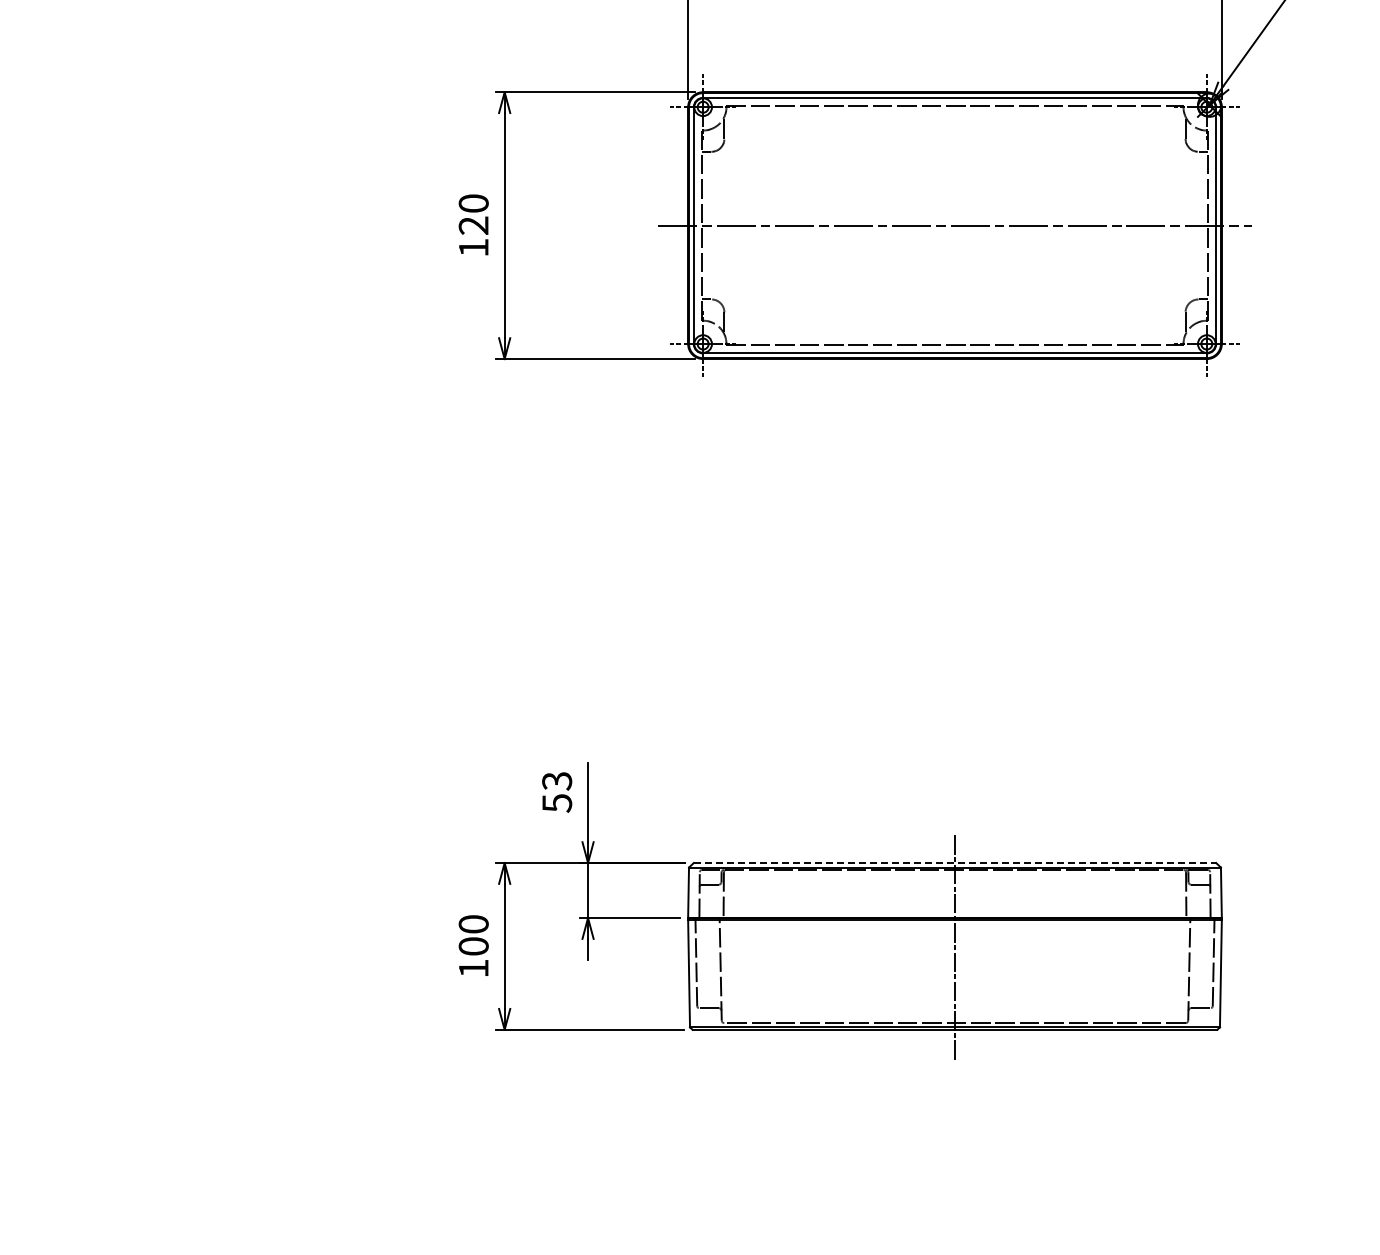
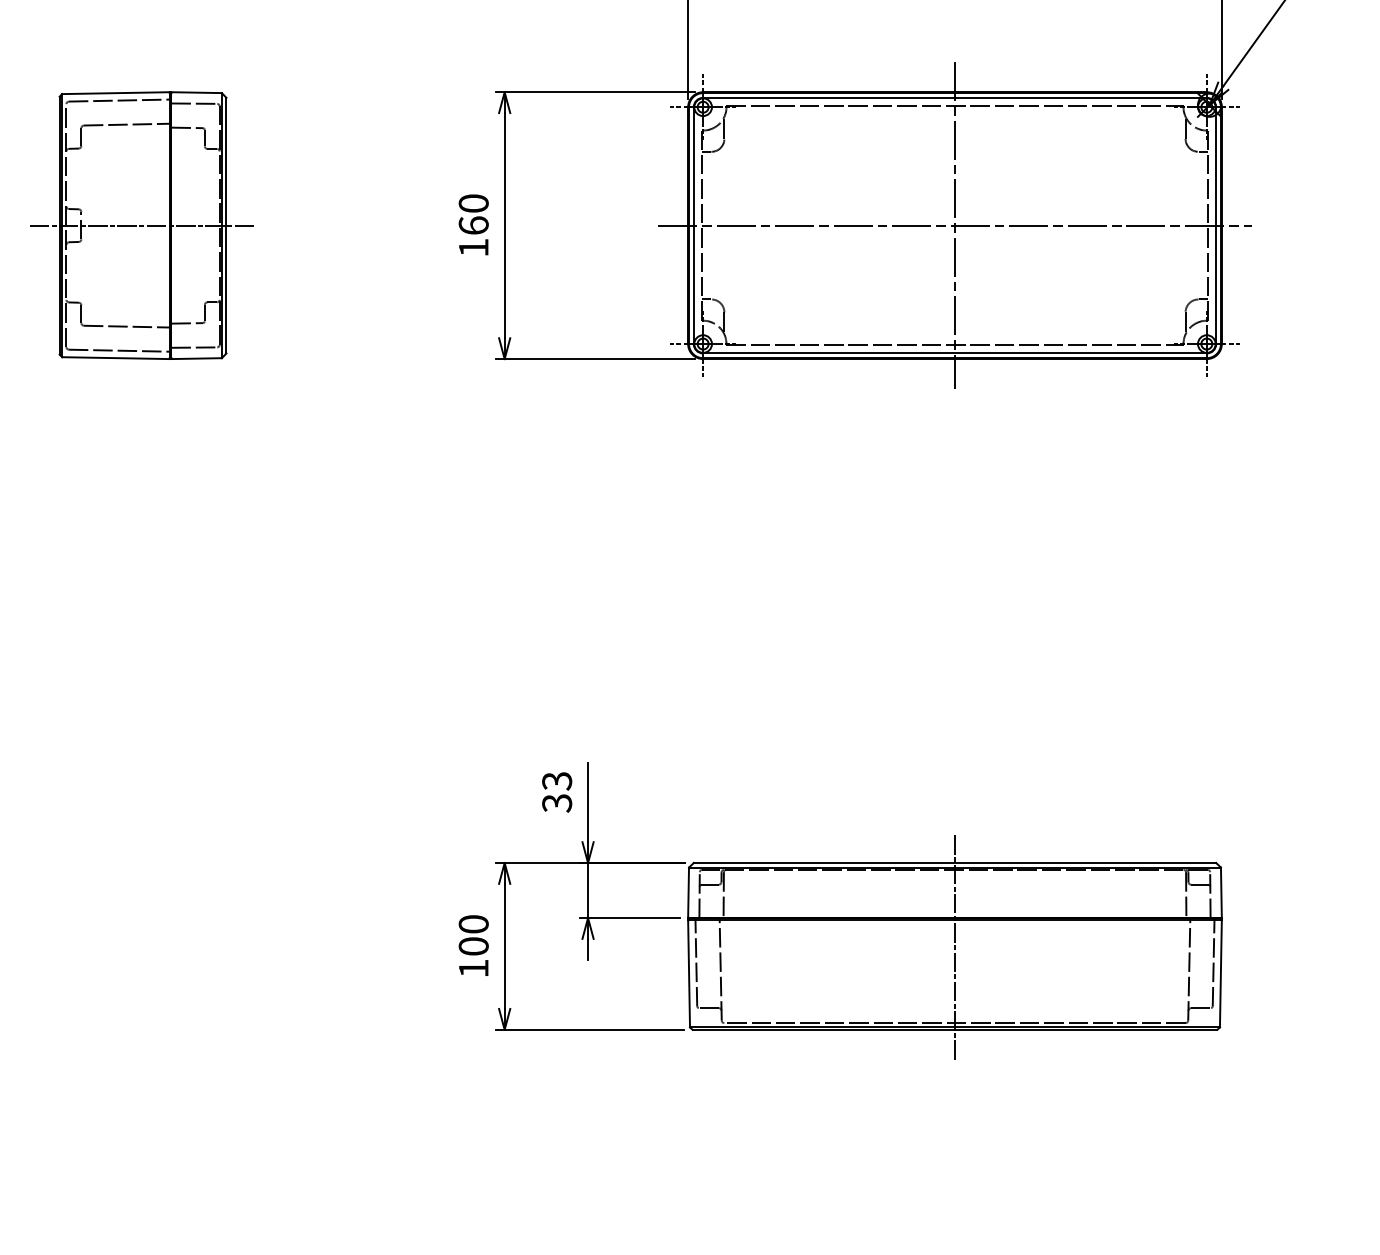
part: none -> present (141, 225)
text: 120 -> 160 (473, 225)
line: none -> present (954, 225)
text: 53 -> 33 (556, 802)
line: dashed -> solid (955, 863)
